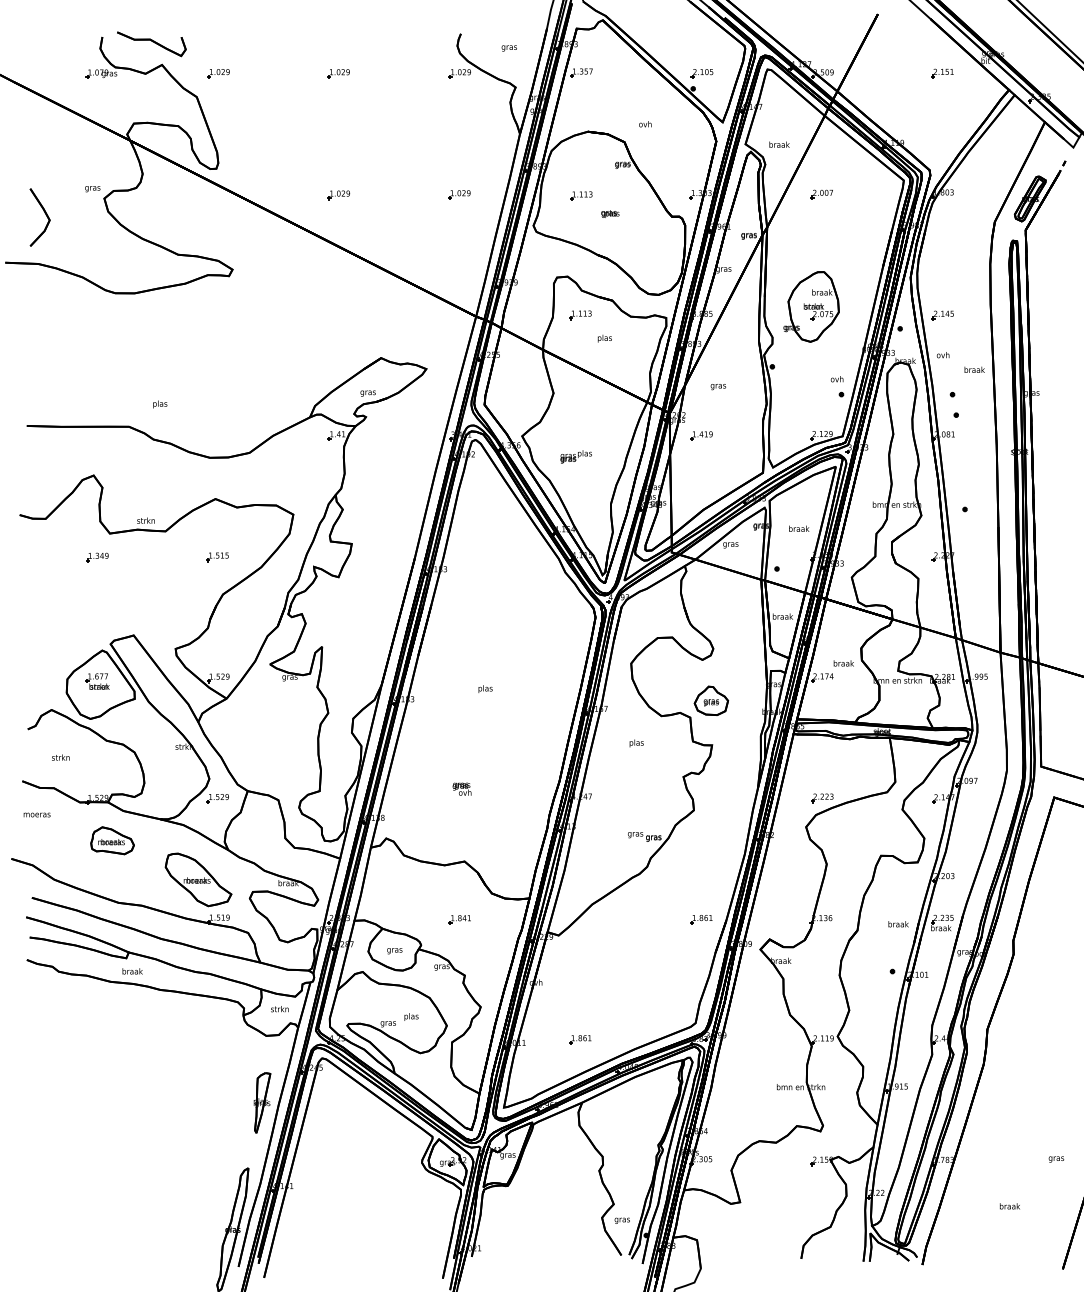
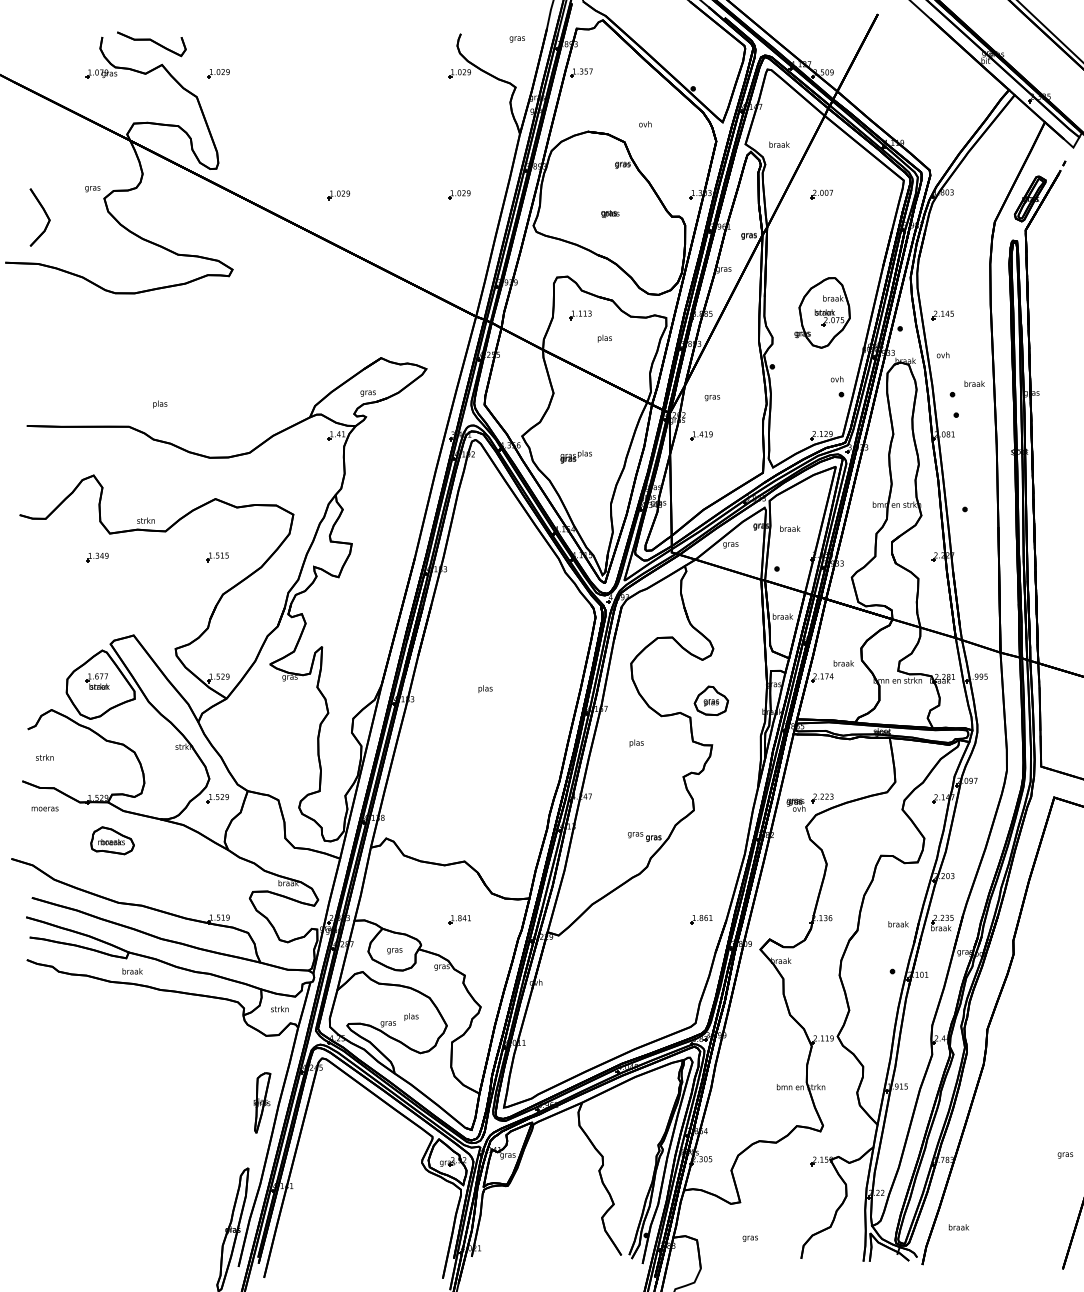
text position: (508, 48) -> (516, 39) (516, 39)
part: present -> none (338, 73)
part: present -> none (701, 73)
part: present -> none (942, 73)
part: present -> none (581, 195)
part position: (811, 306) -> (822, 312) (822, 312)
text position: (974, 369) -> (974, 383) (974, 383)
text position: (718, 387) -> (712, 398) (712, 398)
text position: (799, 528) -> (790, 528) (790, 528)
text position: (60, 757) -> (44, 757) (44, 757)
text position: (461, 788) -> (795, 804) (795, 804)
text position: (36, 814) -> (44, 808) (44, 808)
part: present -> none (198, 879)
part: present -> none (580, 1039)
text position: (1056, 1159) -> (1065, 1155) (1065, 1155)
text position: (1009, 1206) -> (958, 1227) (958, 1227)
text position: (621, 1220) -> (749, 1238) (749, 1238)
